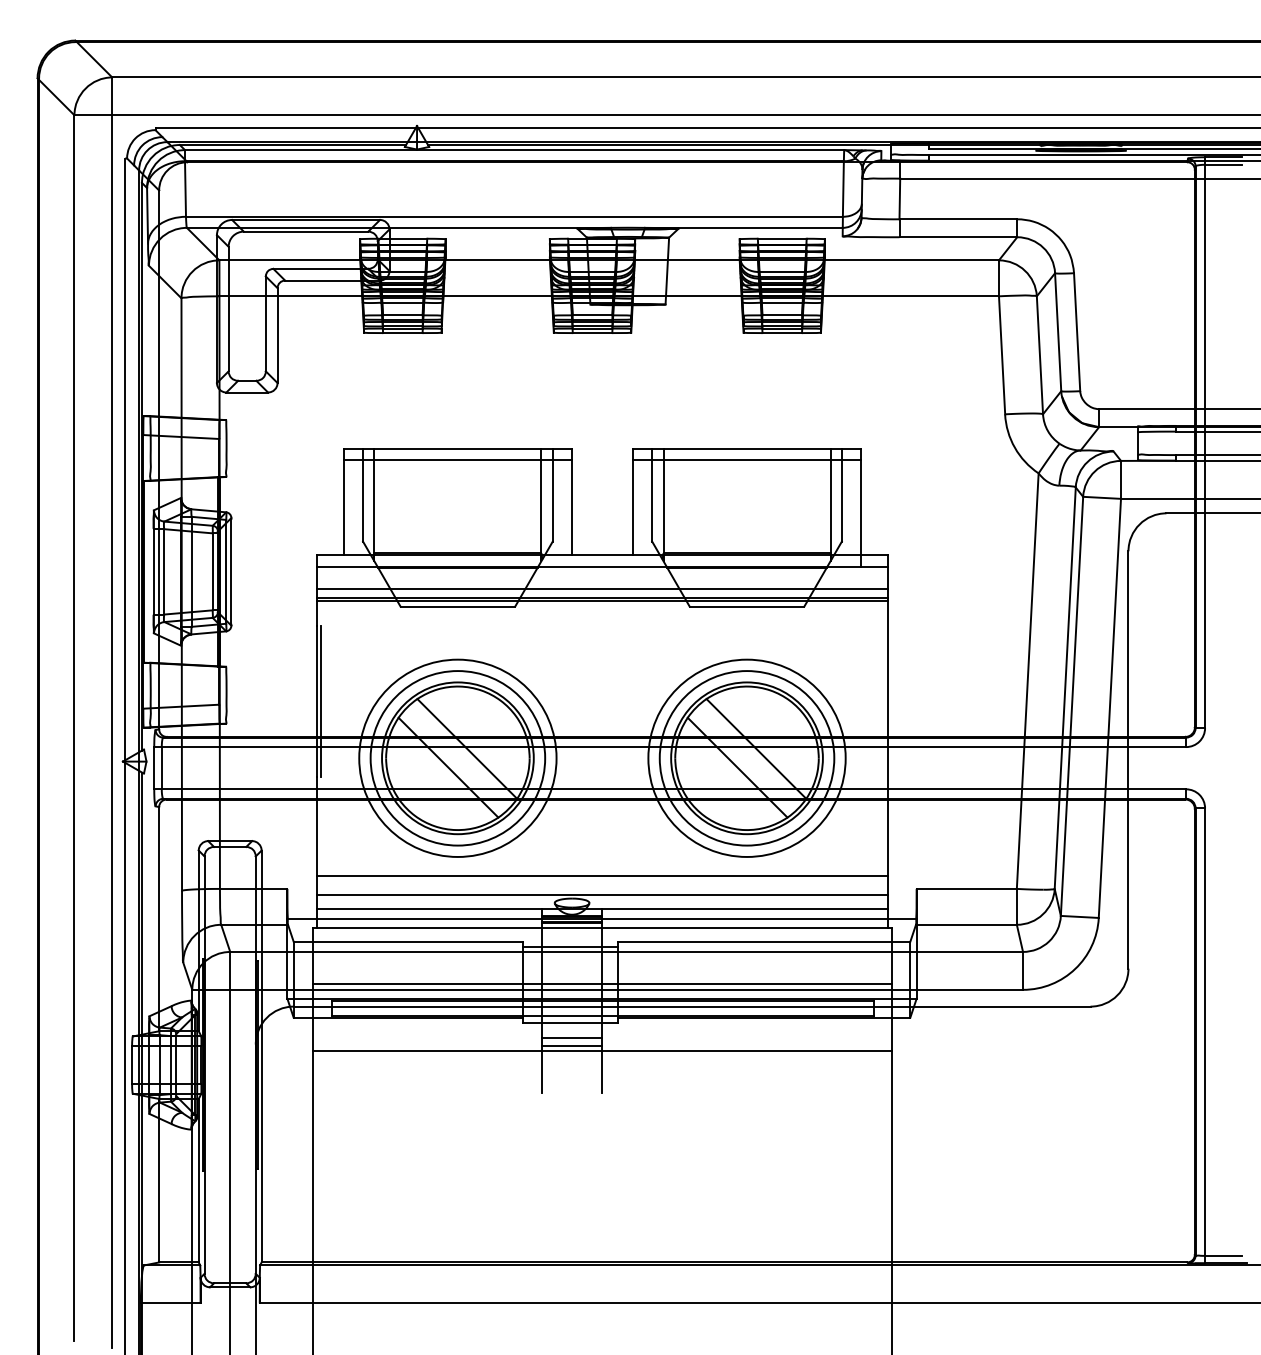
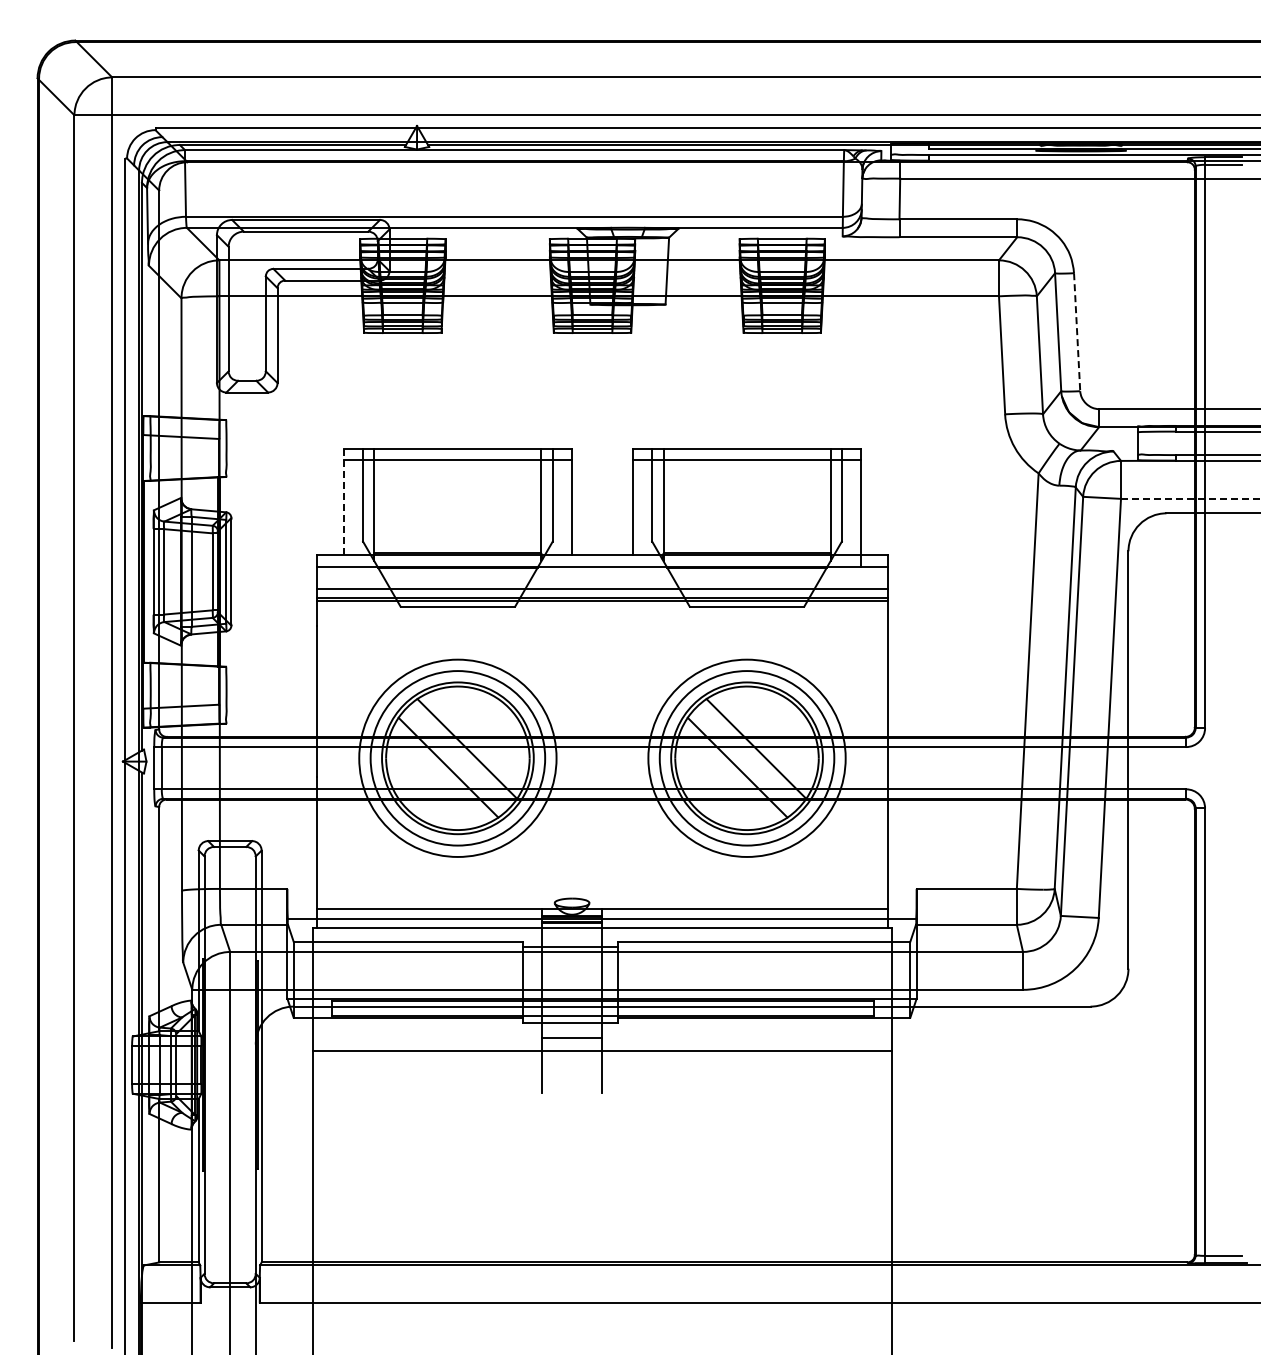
line: solid -> dashed (1077, 332)
line: solid -> dashed (1191, 498)
line: solid -> dashed (344, 502)
line: present -> none (320, 701)
line: present -> none (602, 875)
line: present -> none (602, 894)
line: present -> none (602, 983)
line: present -> none (571, 1046)
